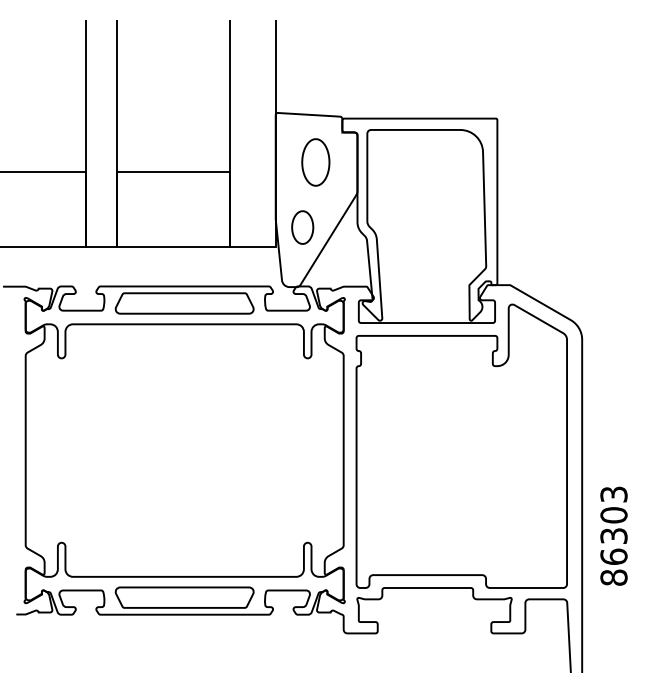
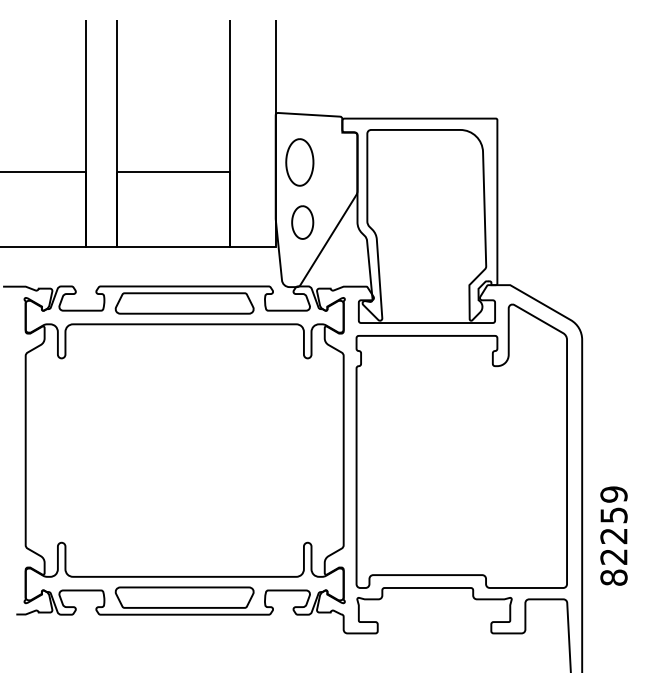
part position: (315, 162) -> (299, 162) (299, 162)
part position: (302, 227) -> (302, 222) (302, 222)
text: 86303 -> 82259 (613, 525)
